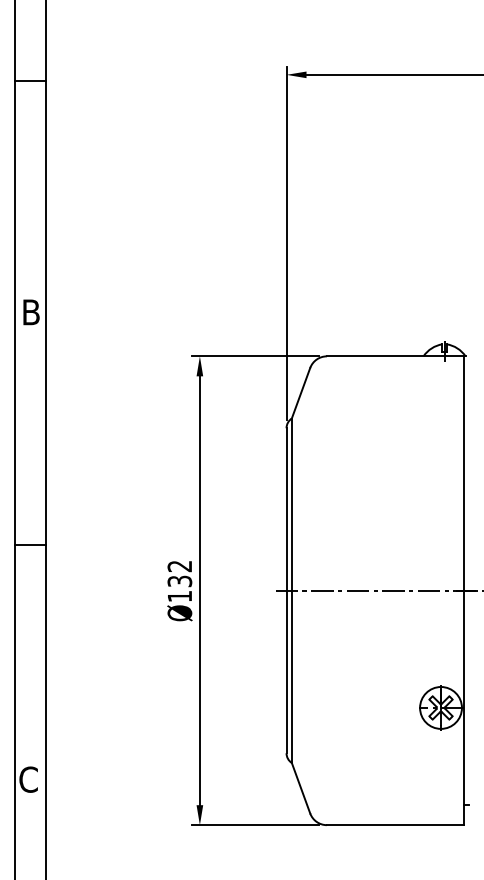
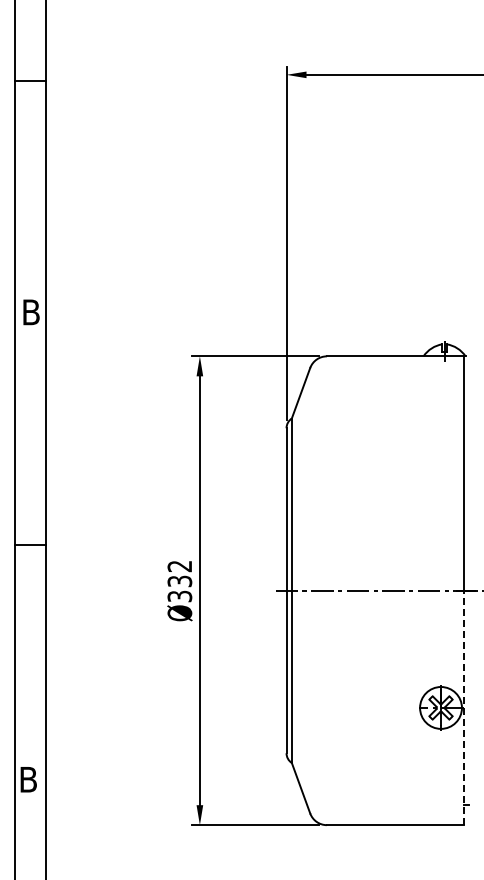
text: Ø132 -> Ø332 (179, 596)
line: solid -> dashed (464, 707)
text: C -> B (28, 779)
